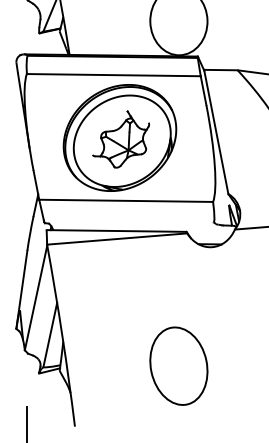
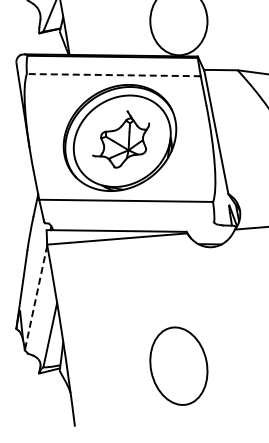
line: solid -> dashed (113, 75)
line: solid -> dashed (36, 297)
line: present -> none (27, 423)
